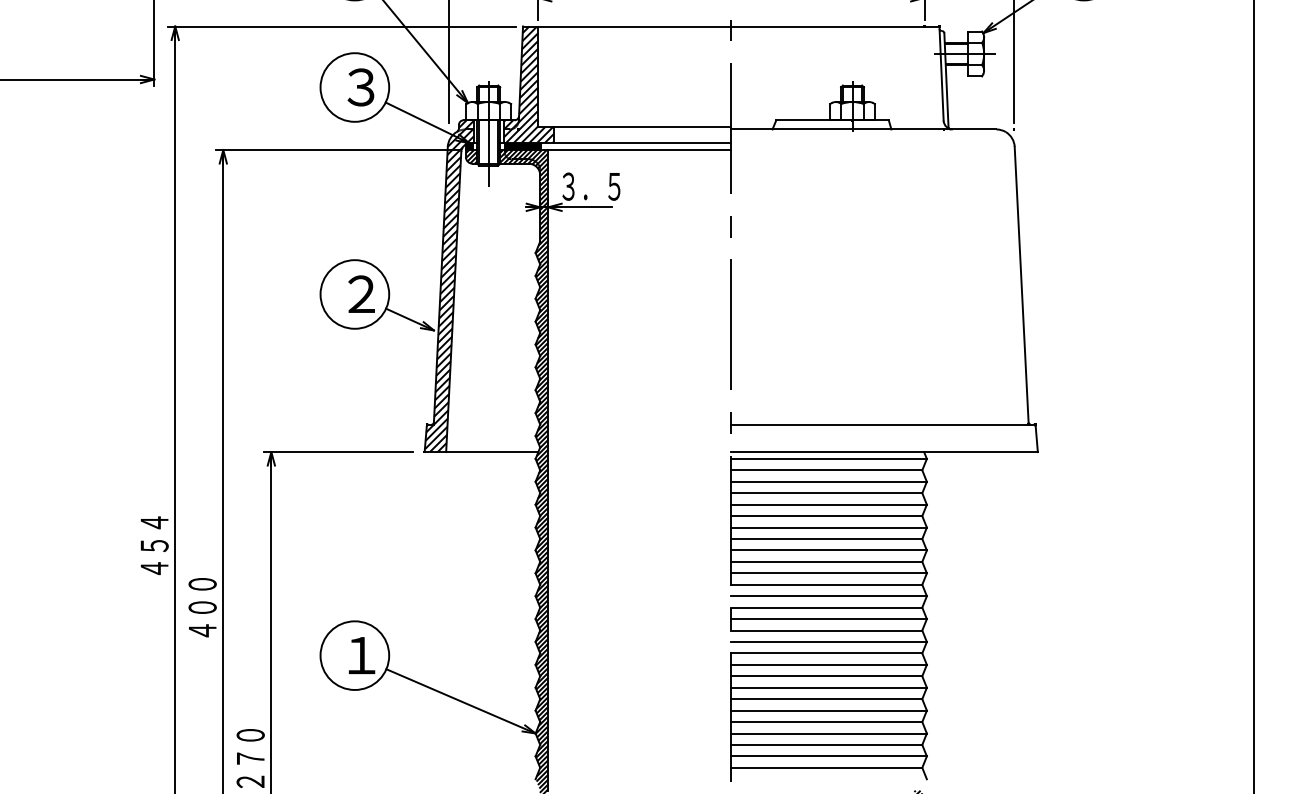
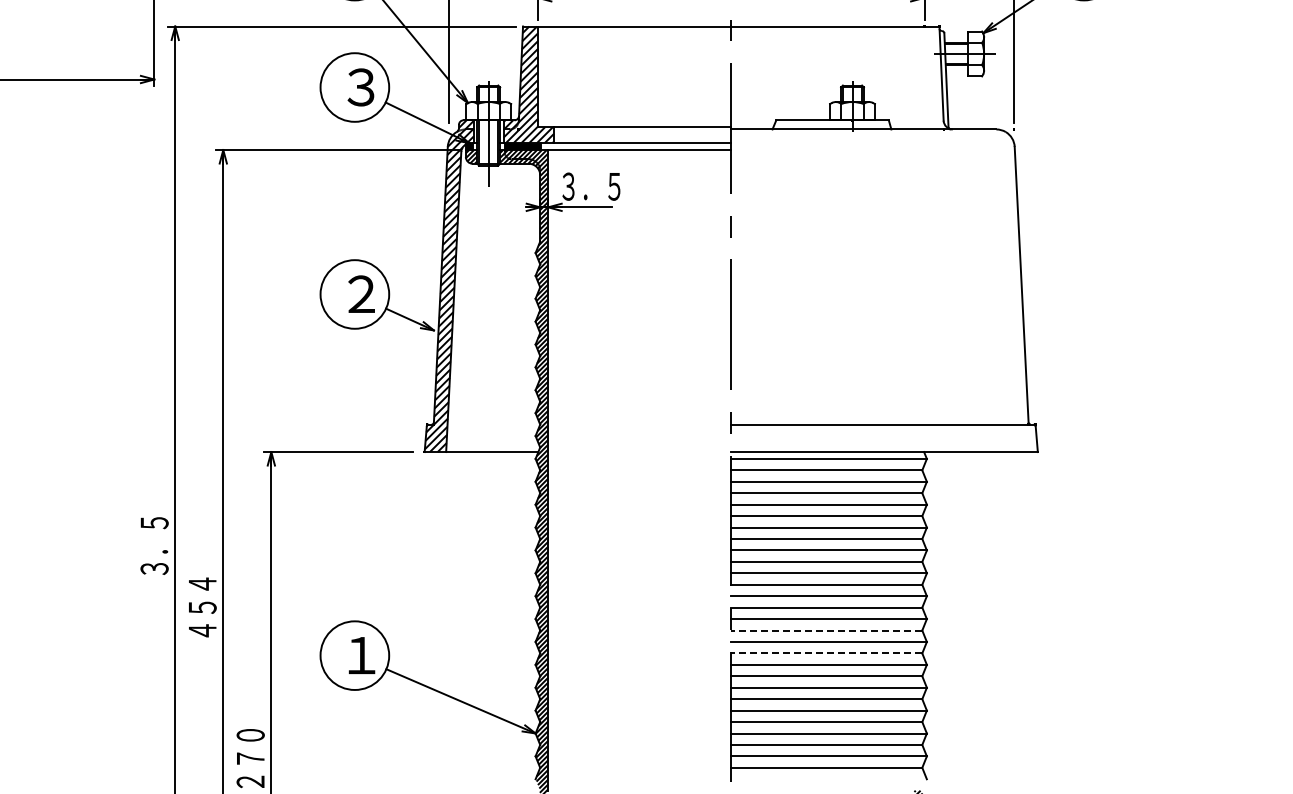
line: present -> none (1254, 396)
text: ４５４ -> ３．５ (154, 545)
text: ４００ -> ４５４ (202, 595)
line: solid -> dashed (826, 630)
line: solid -> dashed (826, 653)
